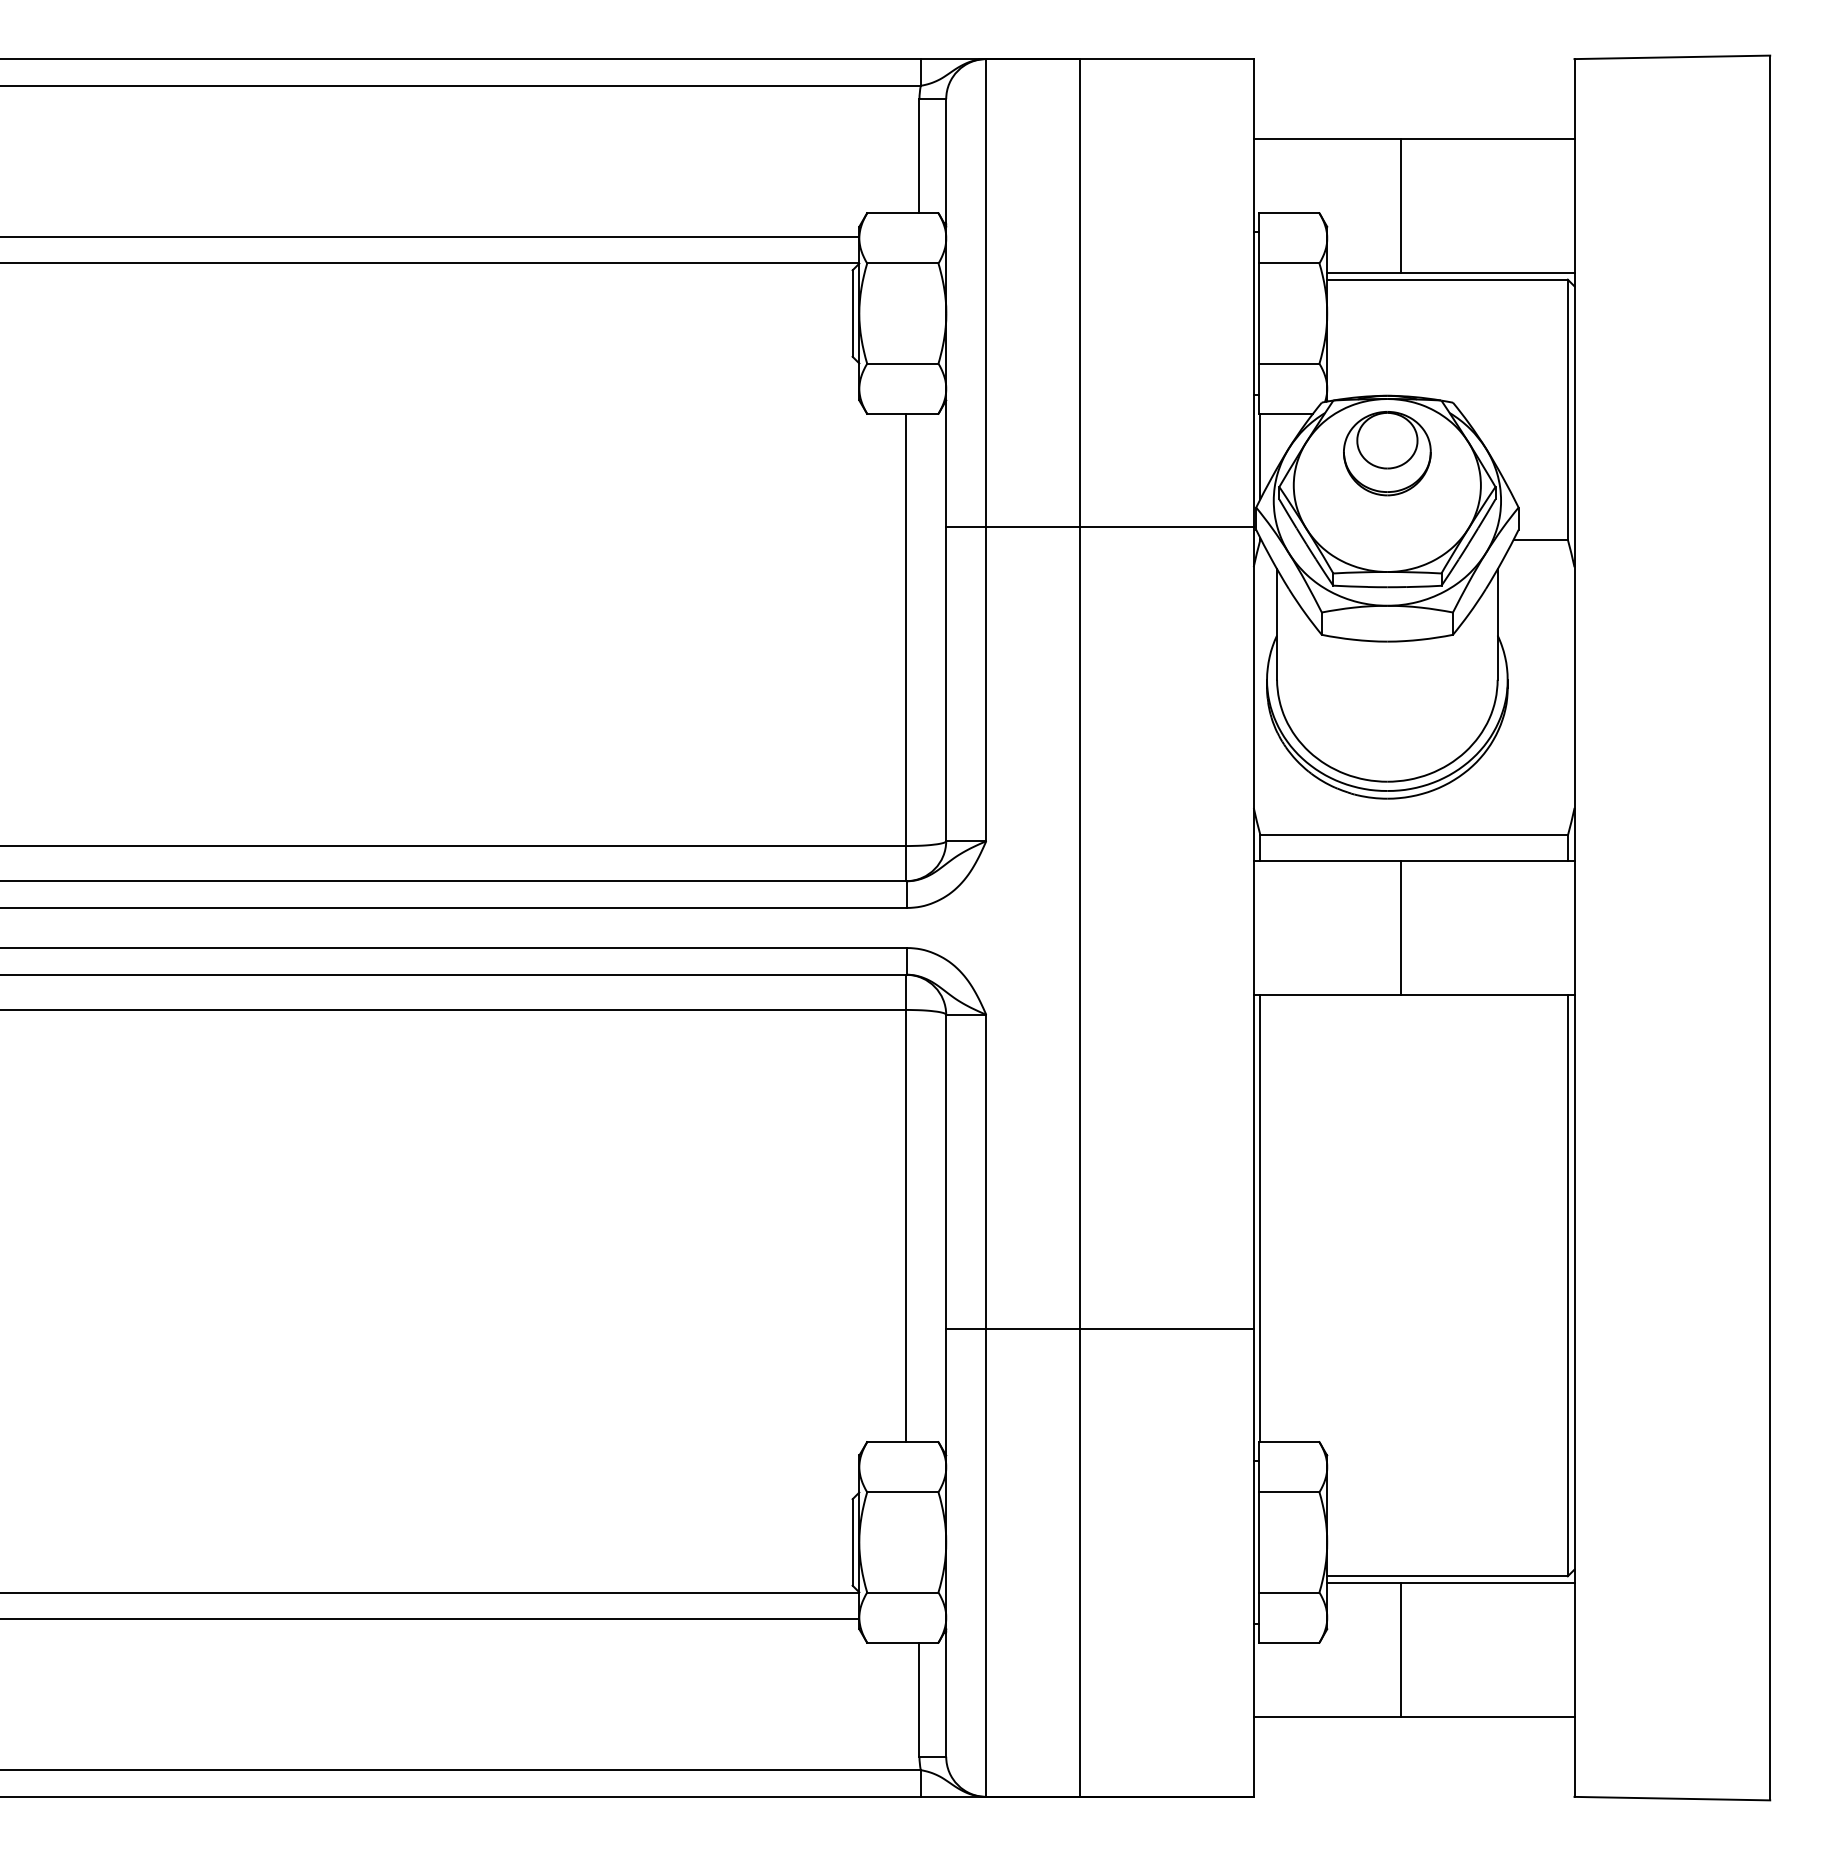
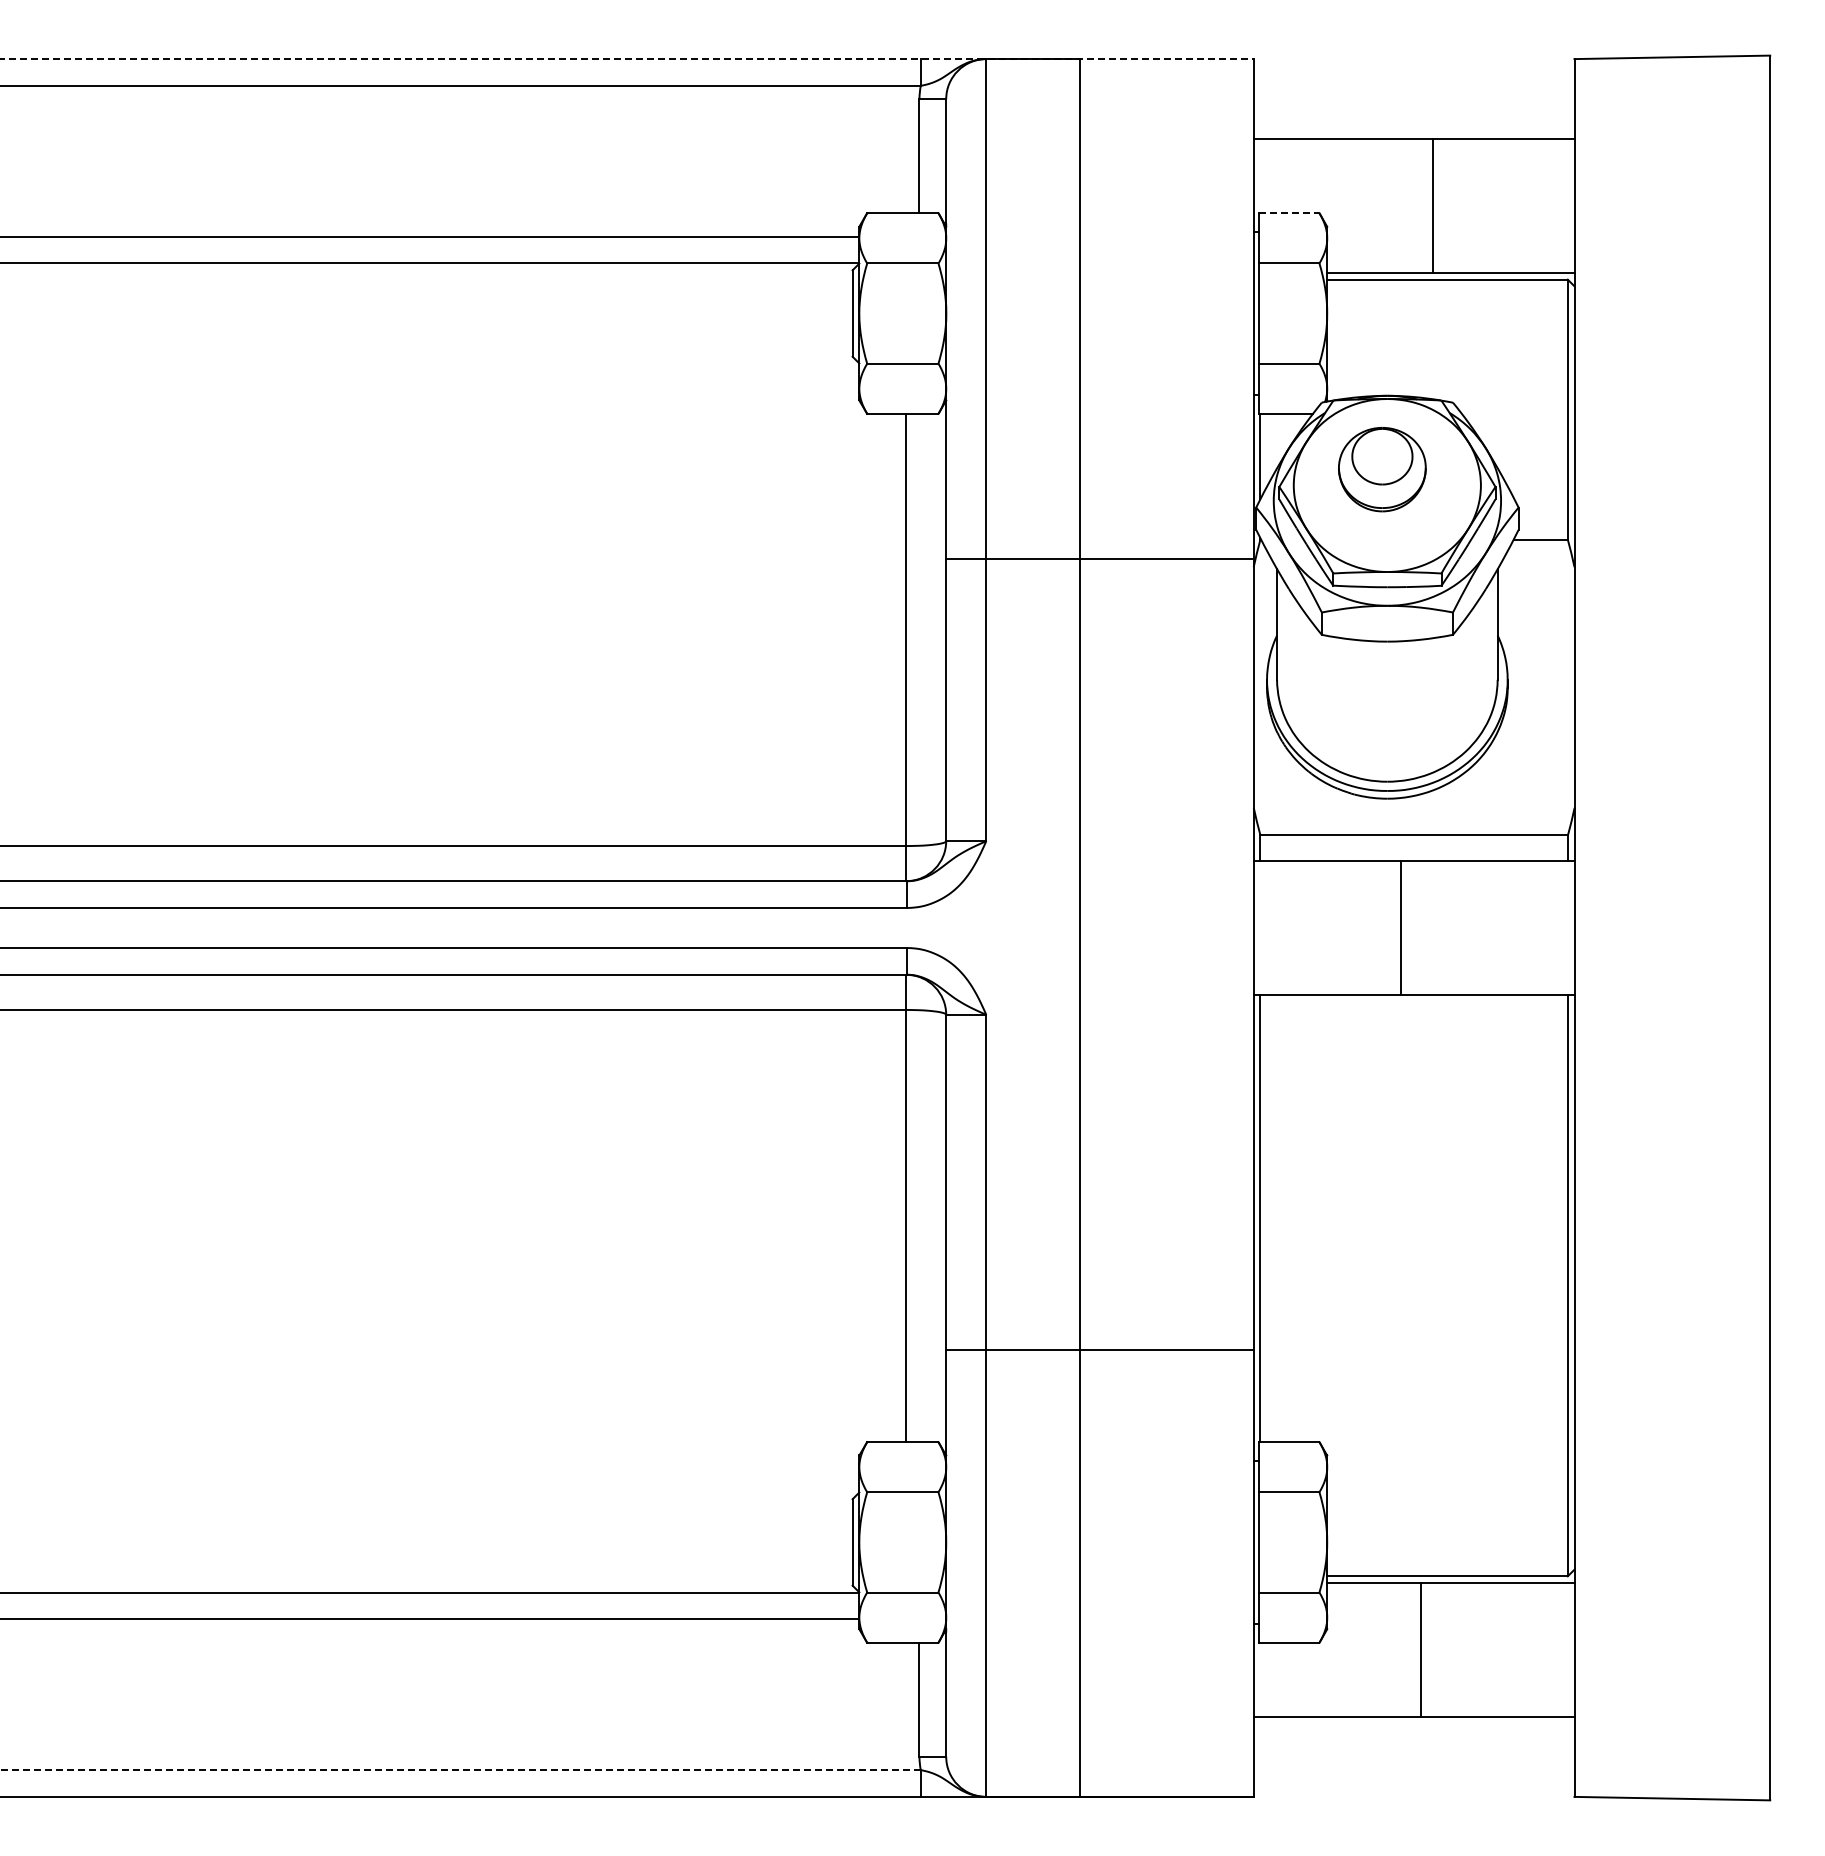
line: solid -> dashed (626, 59)
line position: (1400, 205) -> (1432, 205) (1432, 205)
line: solid -> dashed (1289, 213)
part position: (1387, 453) -> (1382, 469) (1382, 469)
line position: (1099, 526) -> (1099, 558) (1099, 558)
line position: (1099, 1329) -> (1099, 1350) (1099, 1350)
line position: (1400, 1649) -> (1420, 1649) (1420, 1649)
line: solid -> dashed (461, 1770)
